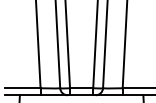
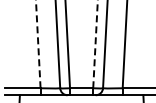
line: solid -> dashed (38, 43)
line: solid -> dashed (95, 43)
